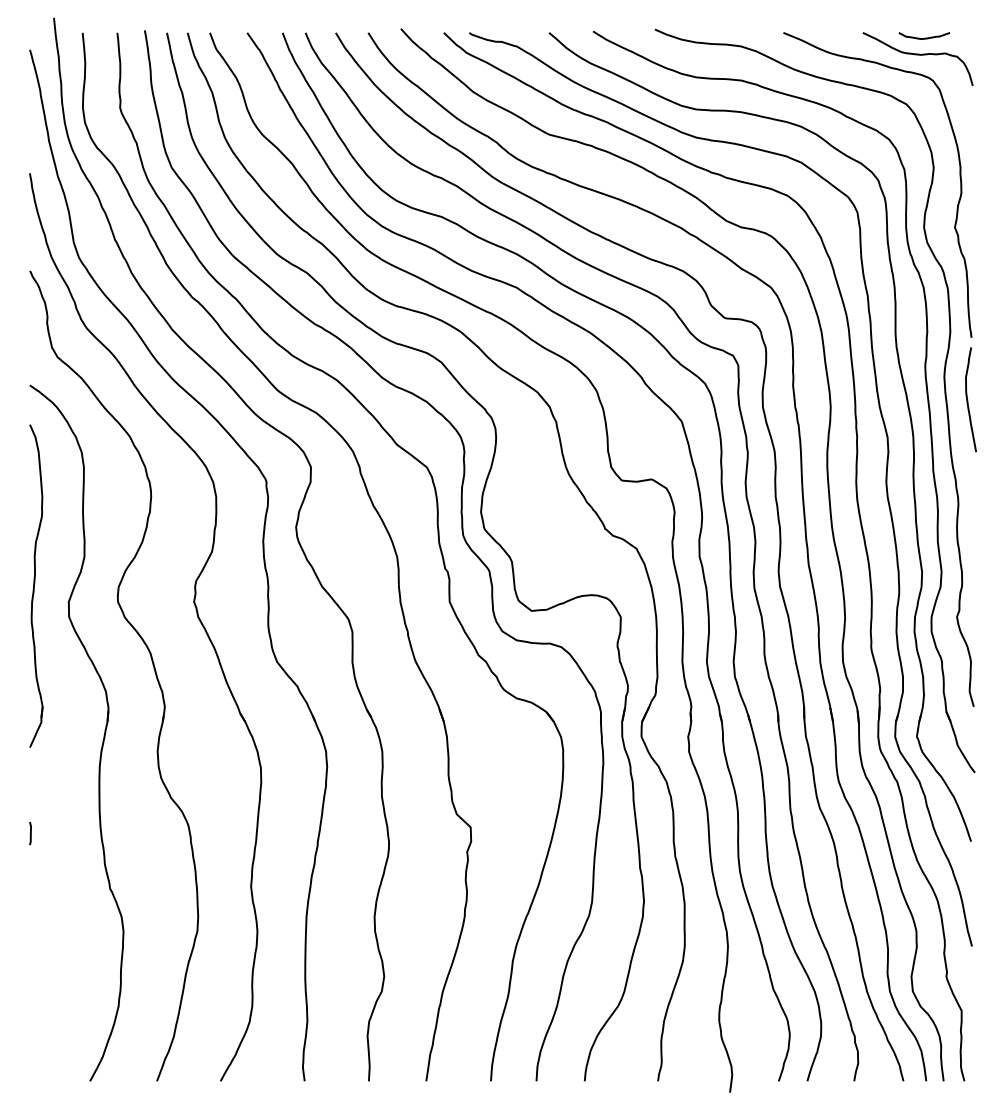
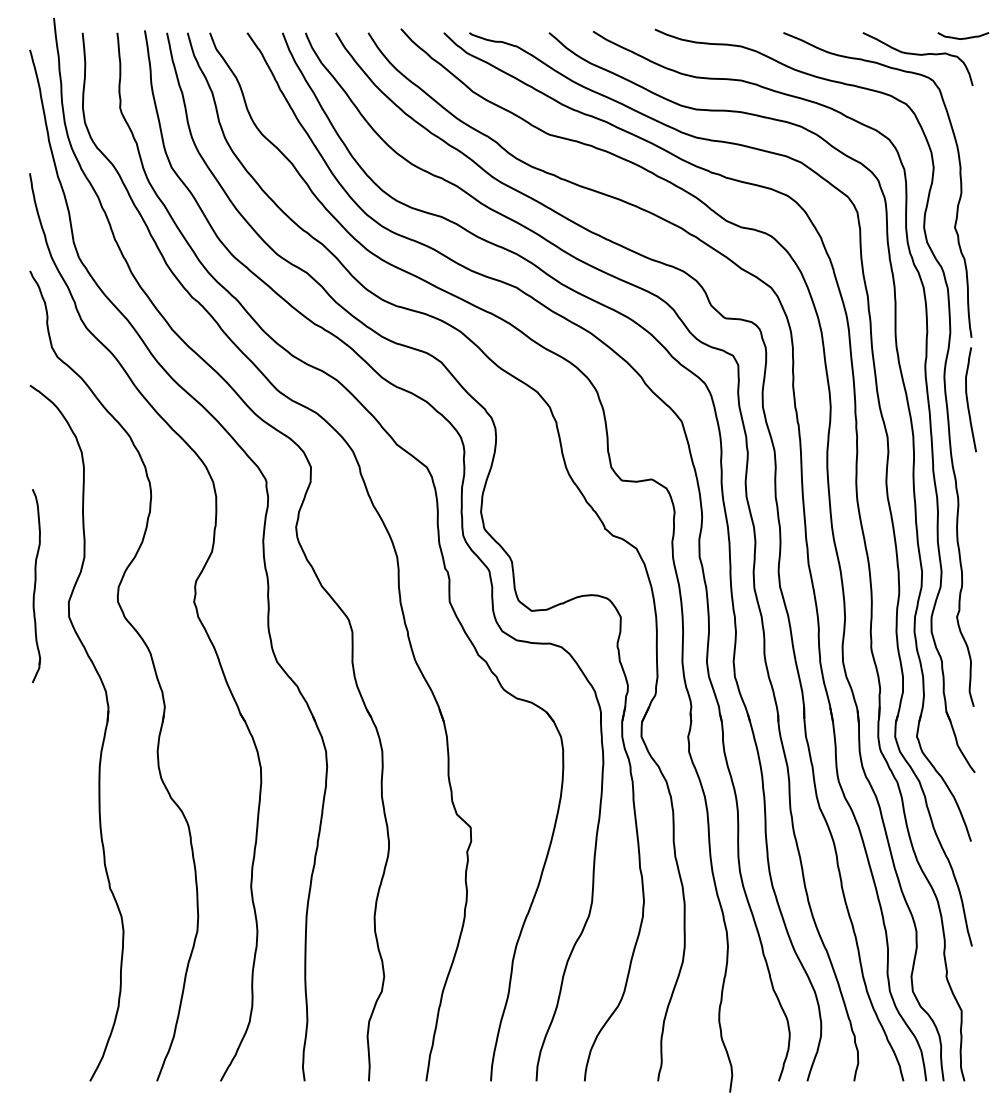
curve position: (924, 37) -> (963, 37) (963, 37)
part size: 15x324 px -> 10x195 px (36, 586)
line: present -> none (30, 833)
